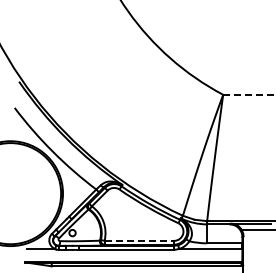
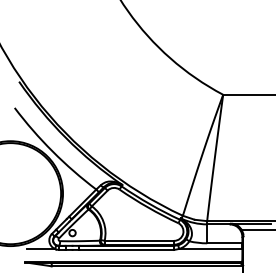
line: dashed -> solid (249, 94)
line: dashed -> solid (139, 240)
